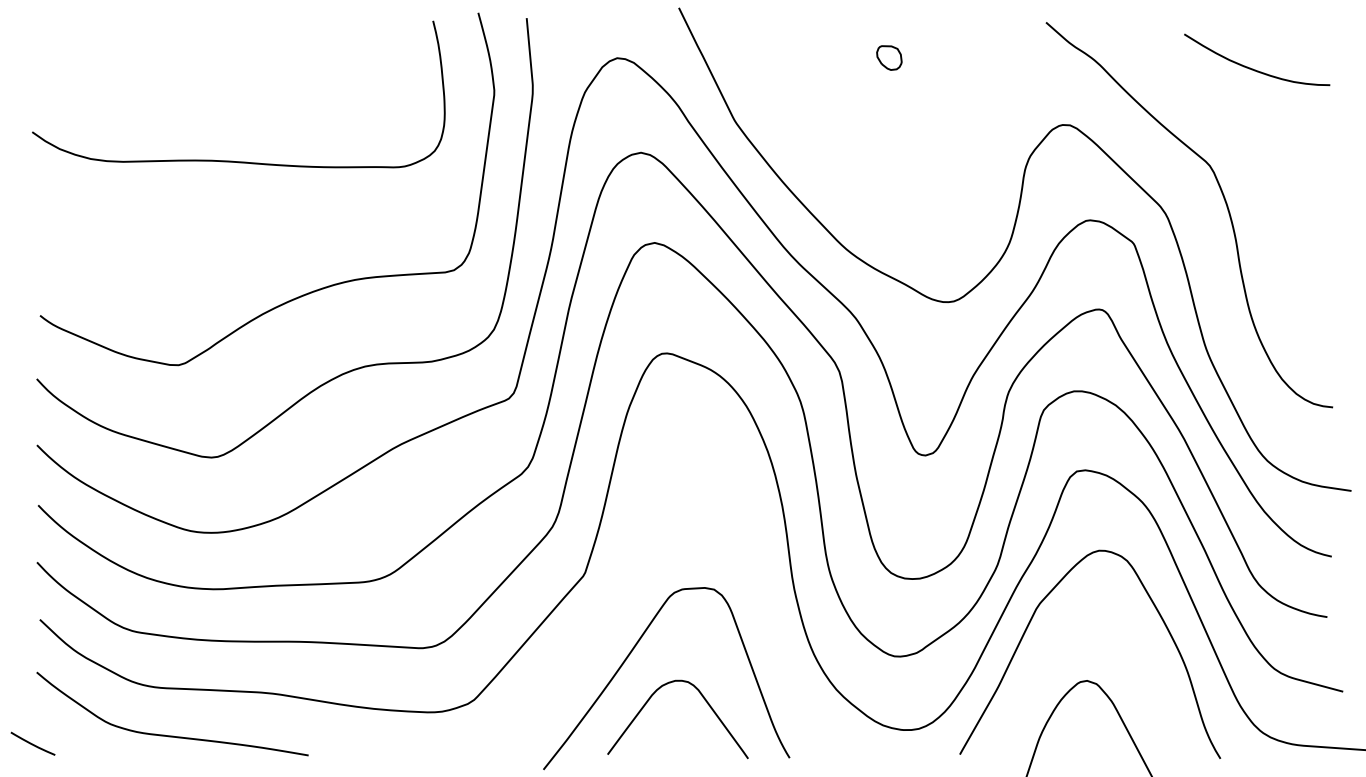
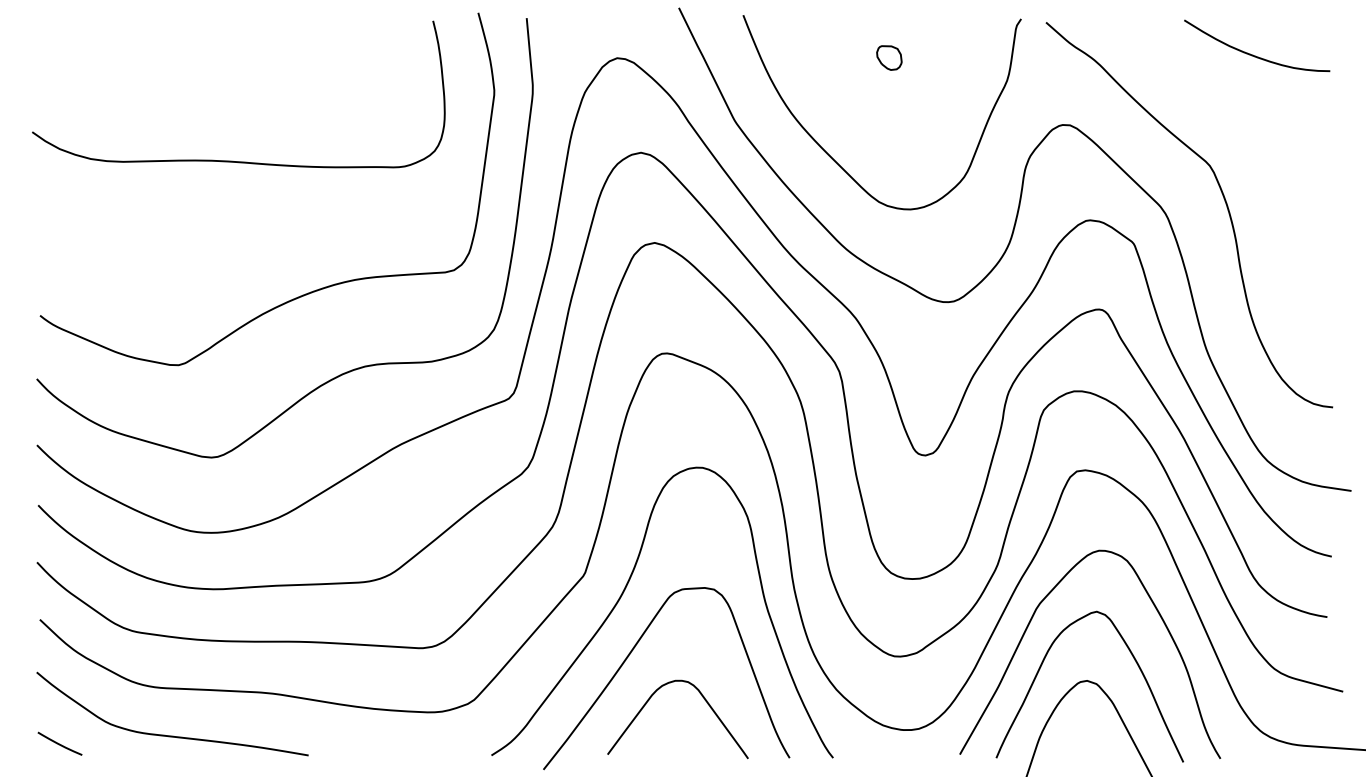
curve position: (1253, 68) -> (1253, 54) (1253, 54)
curve: none -> present (834, 159)
curve: none -> present (624, 592)
curve: none -> present (1042, 665)
curve position: (32, 743) -> (59, 743) (59, 743)
